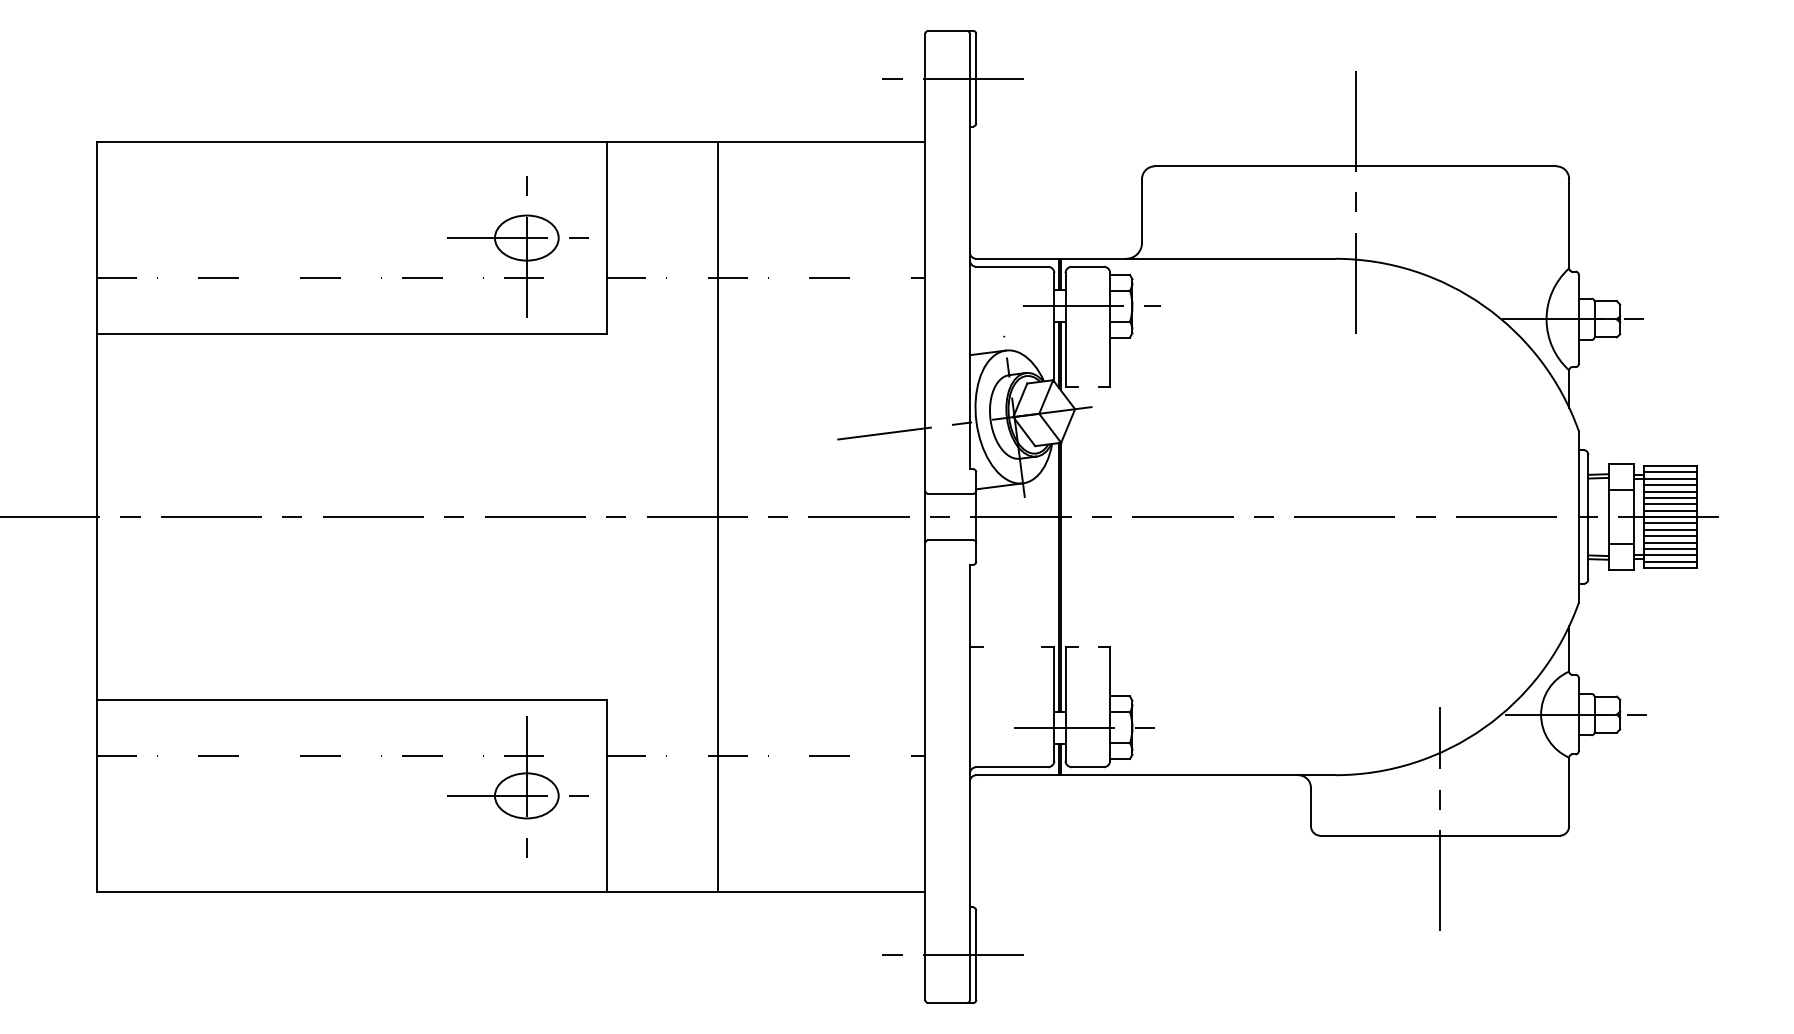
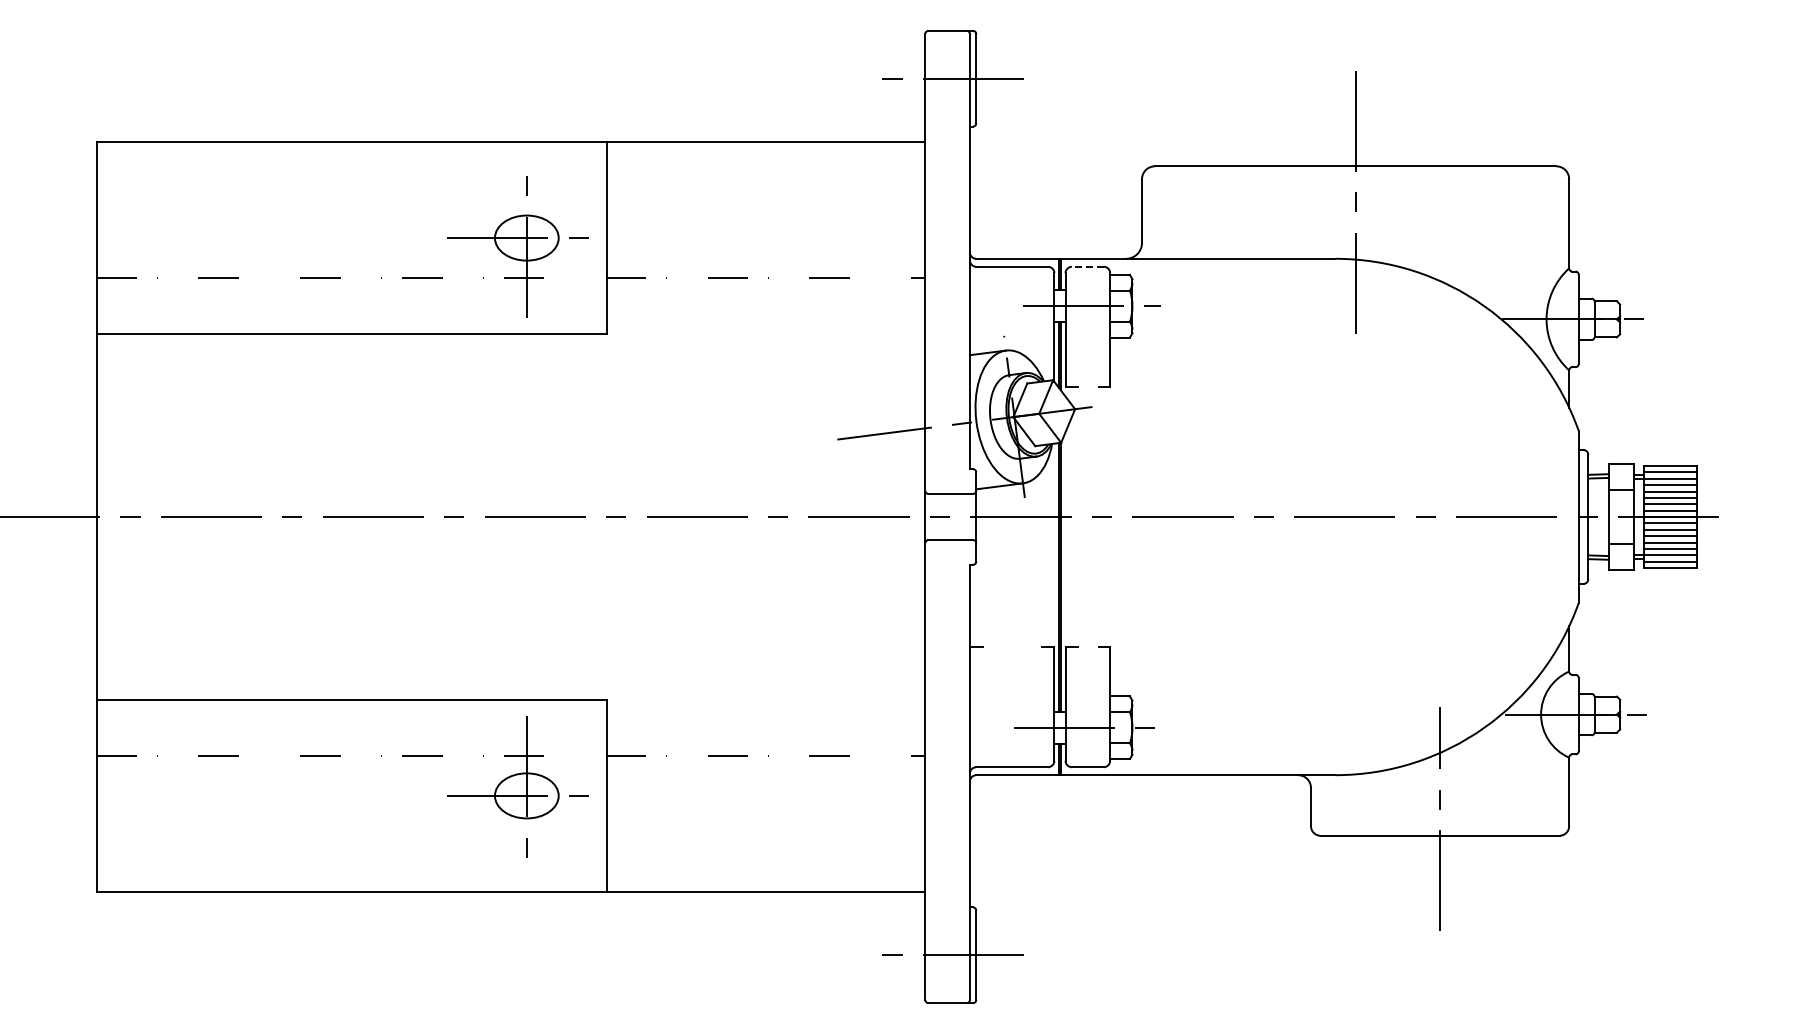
line: solid -> dashed (1087, 266)
line: present -> none (718, 516)
